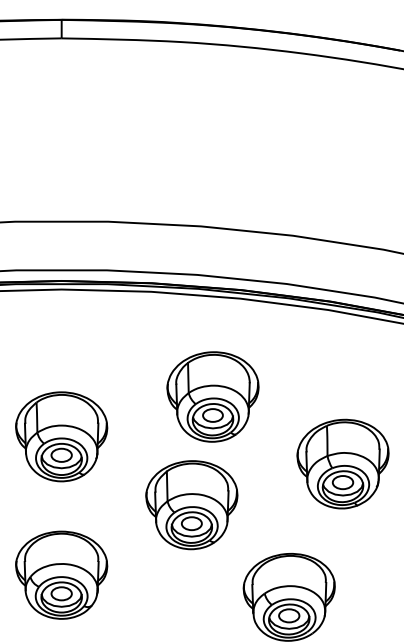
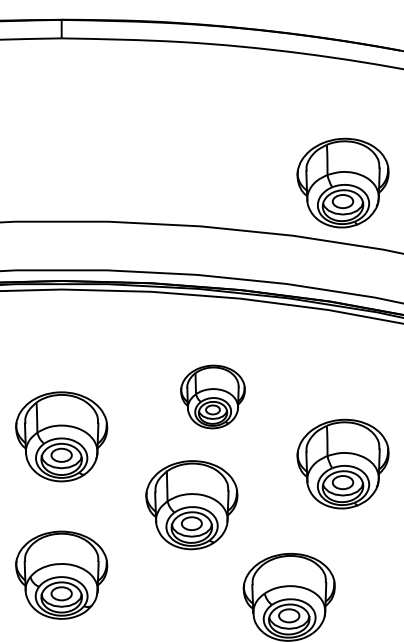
part: none -> present (342, 182)
part size: 94x92 px -> 66x66 px (212, 396)
